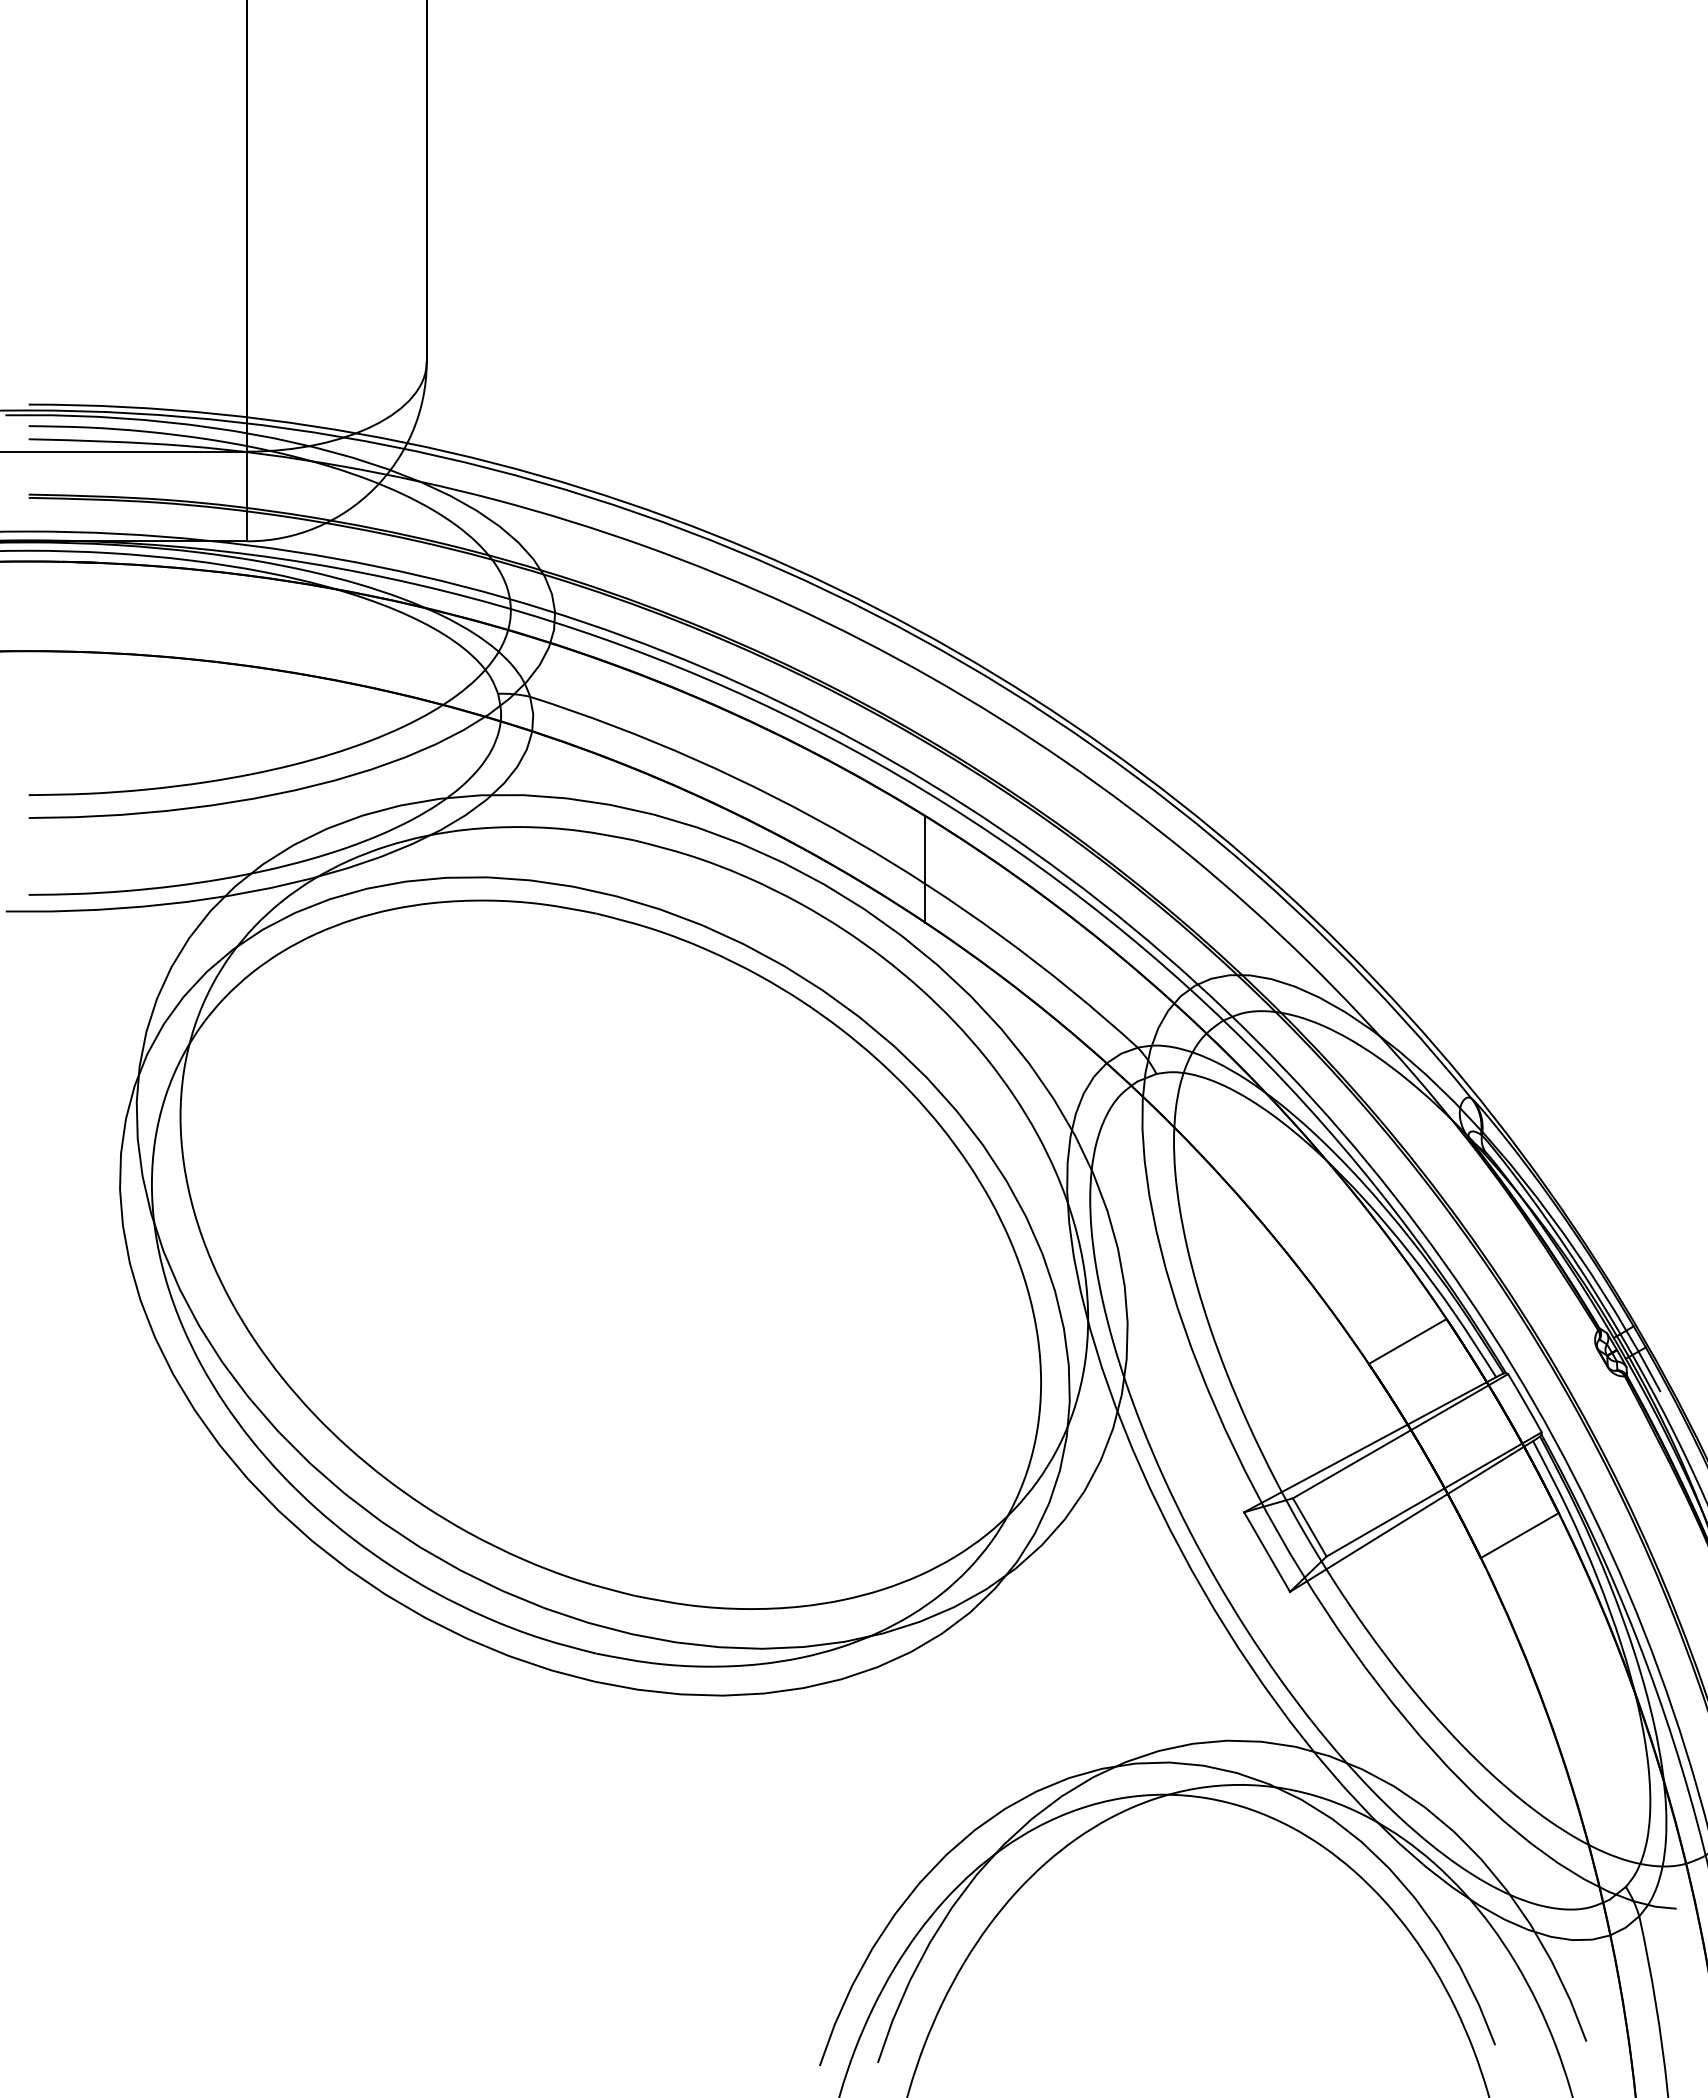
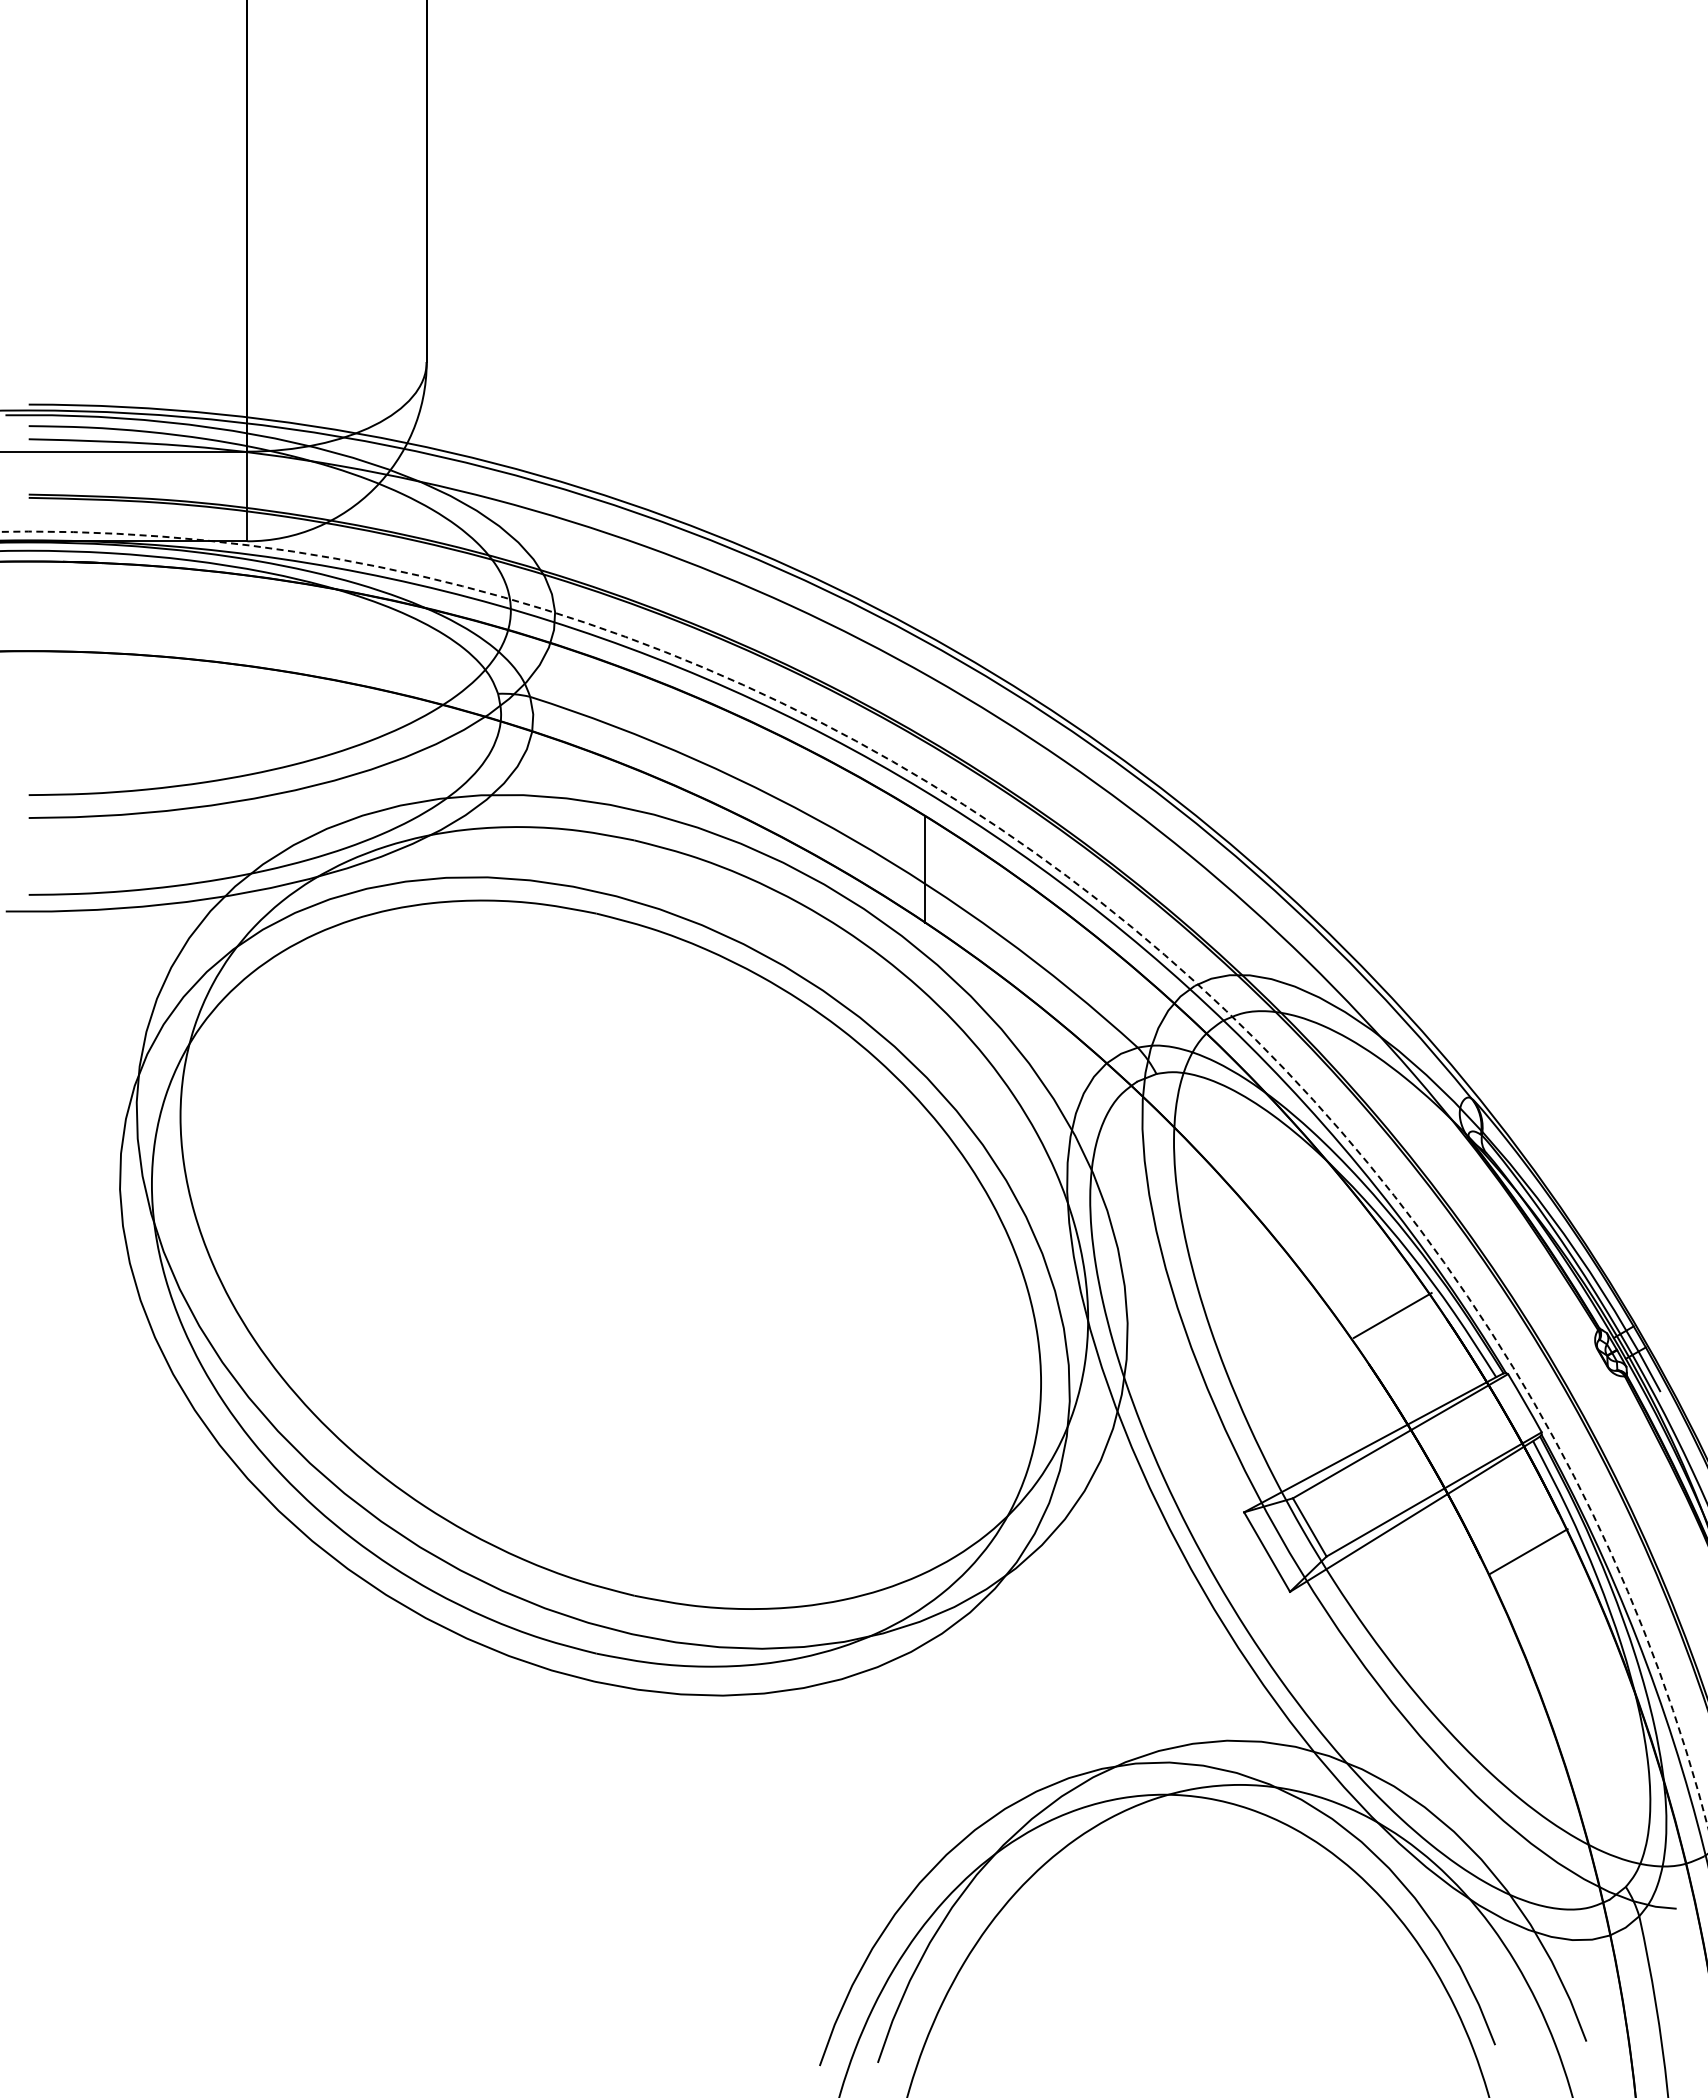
circle: solid -> dashed (853, 1178)
line position: (1407, 1341) -> (1392, 1315) (1392, 1315)
line position: (1519, 1535) -> (1528, 1551) (1528, 1551)
